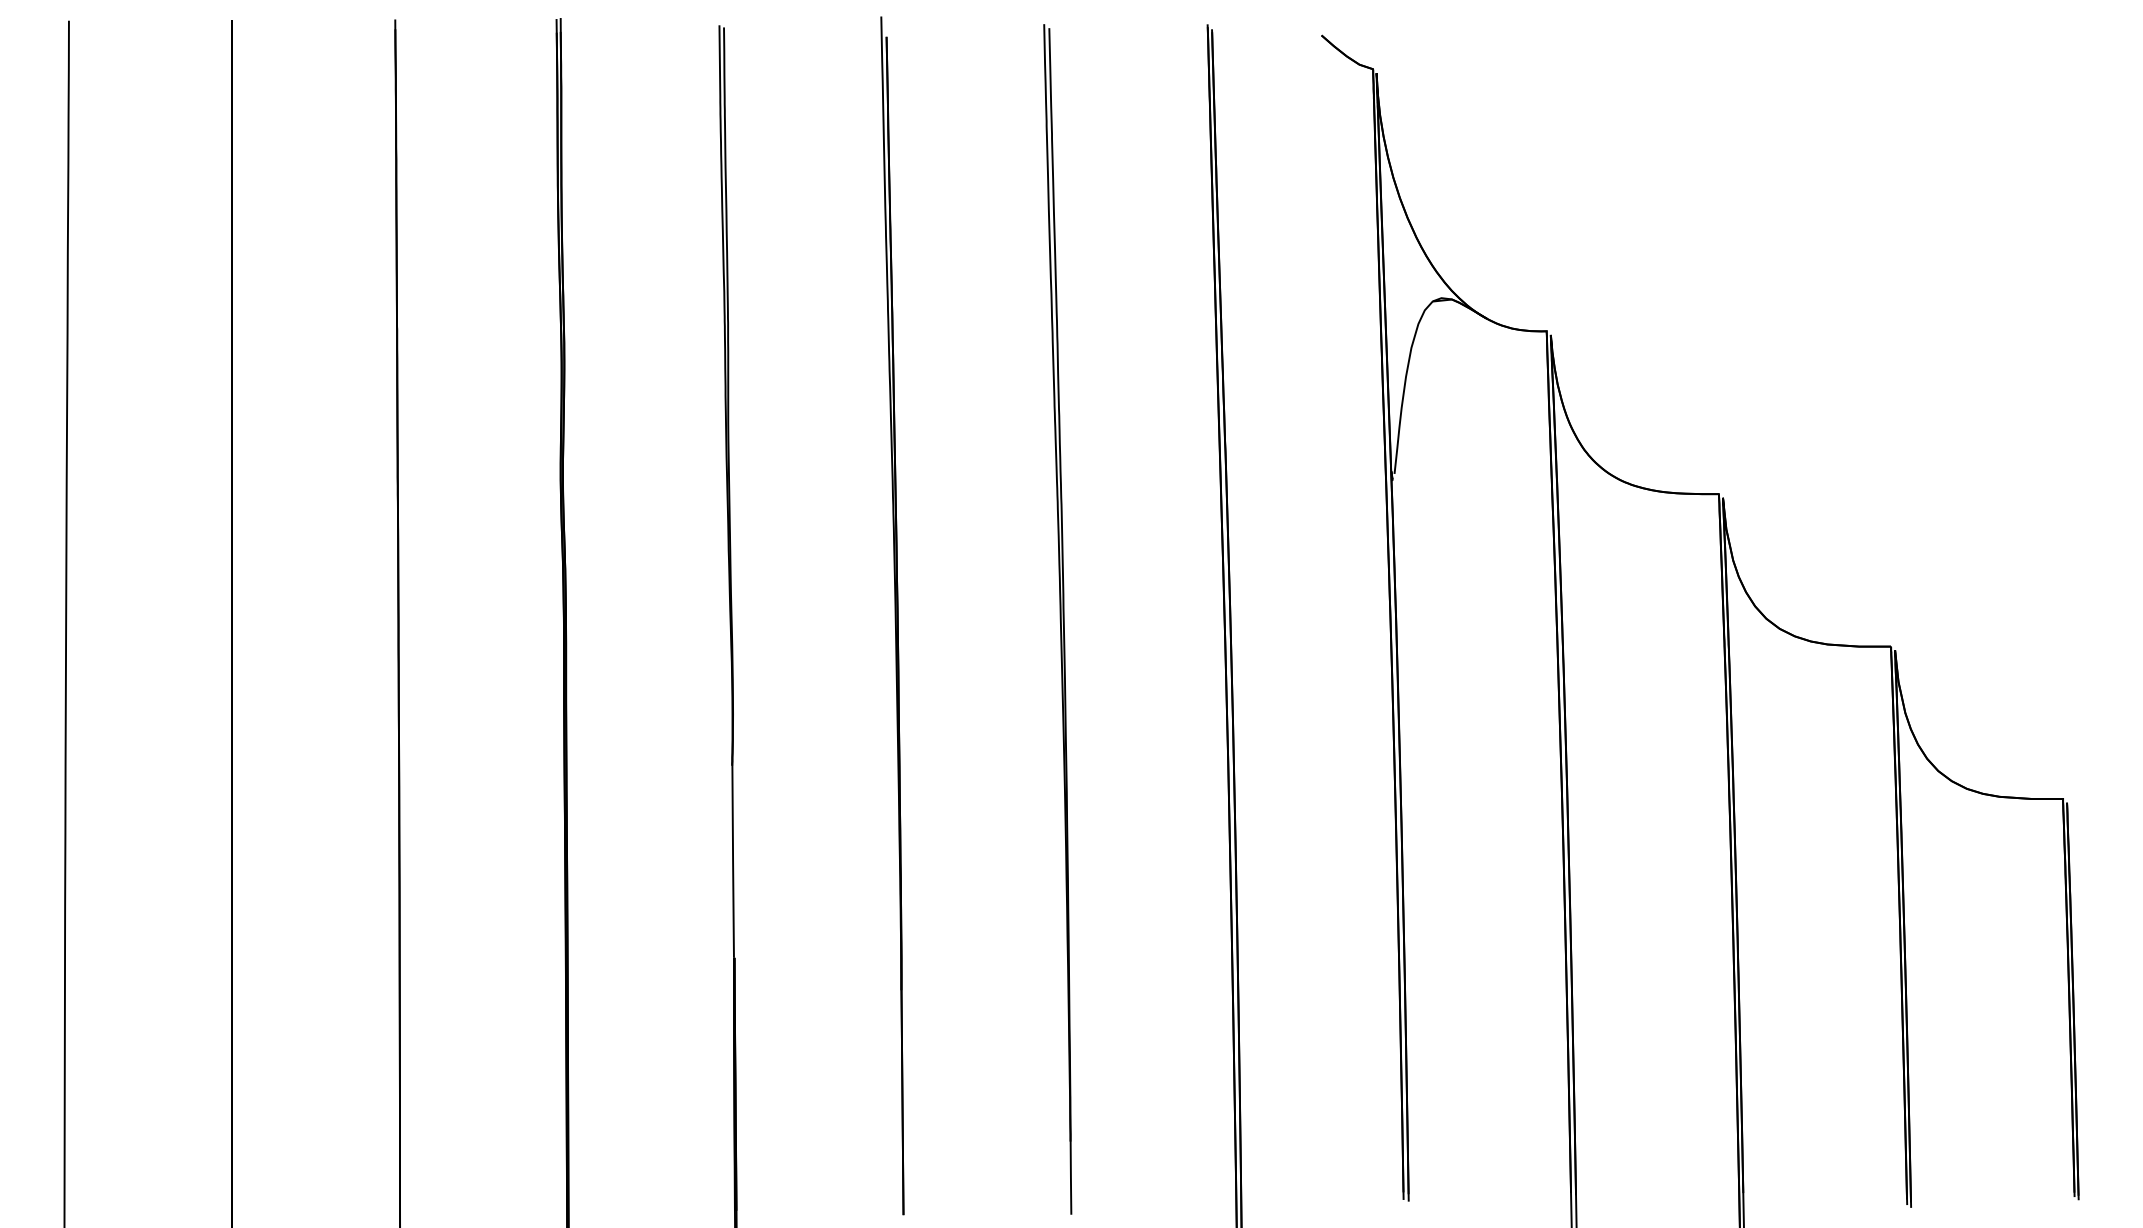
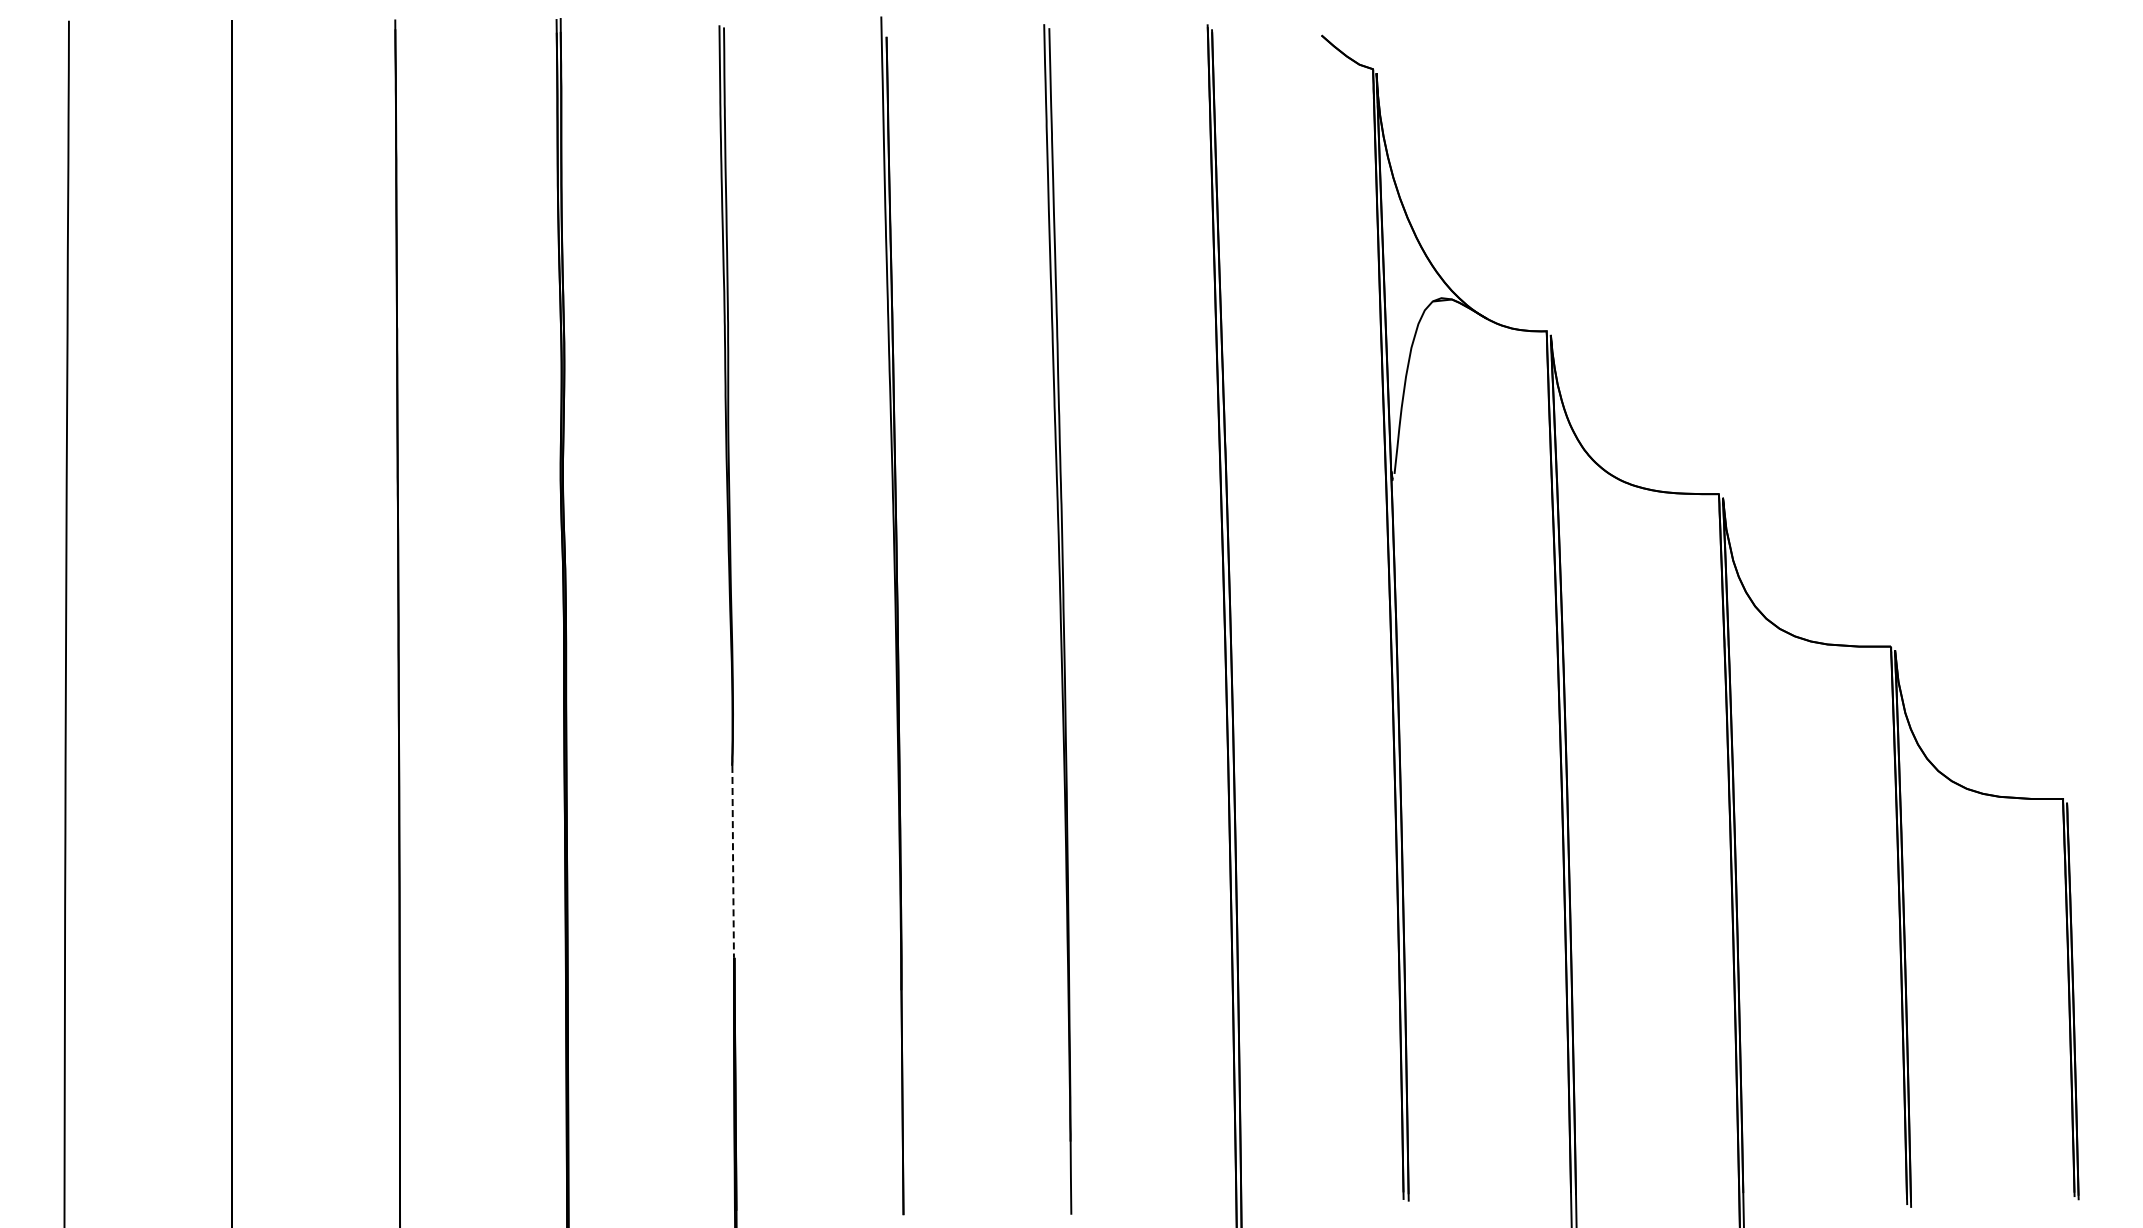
line: solid -> dashed (733, 861)
